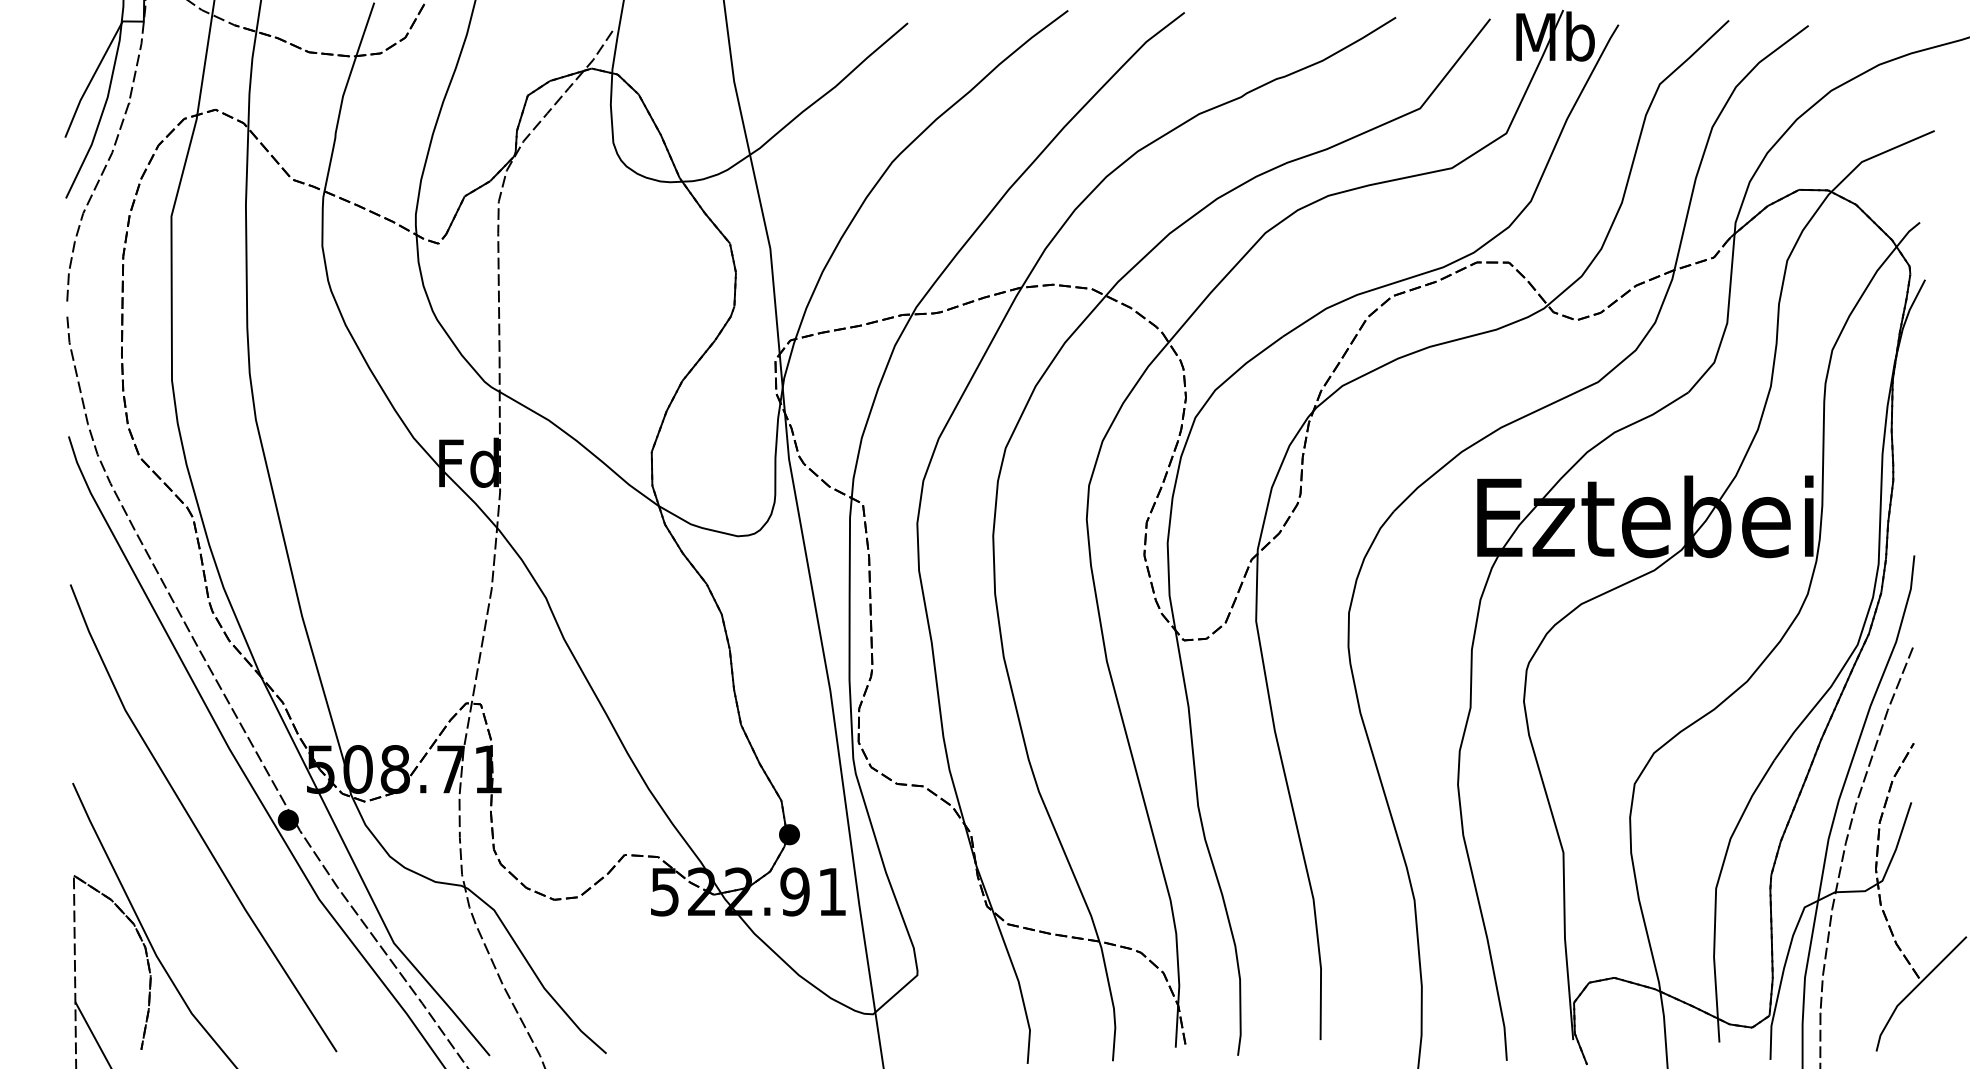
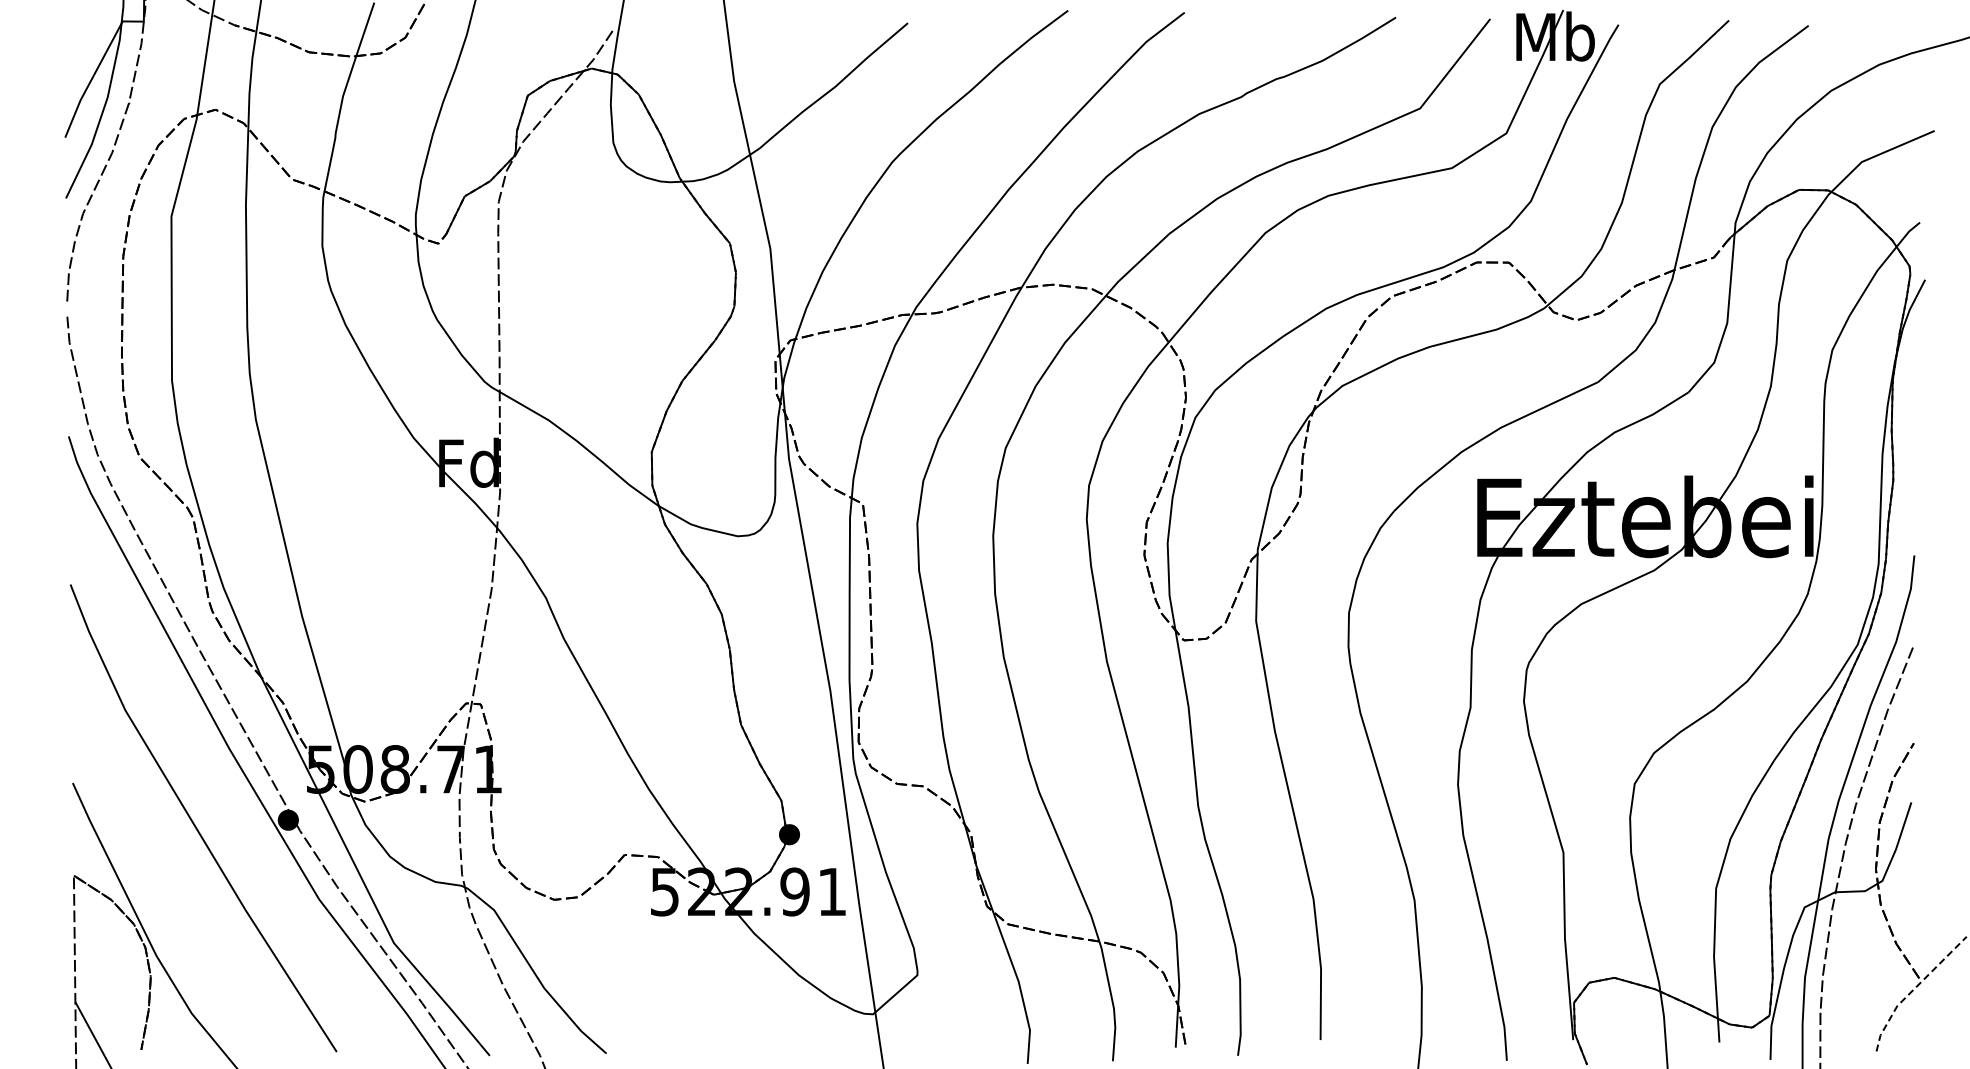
line: solid -> dashed (1913, 989)
